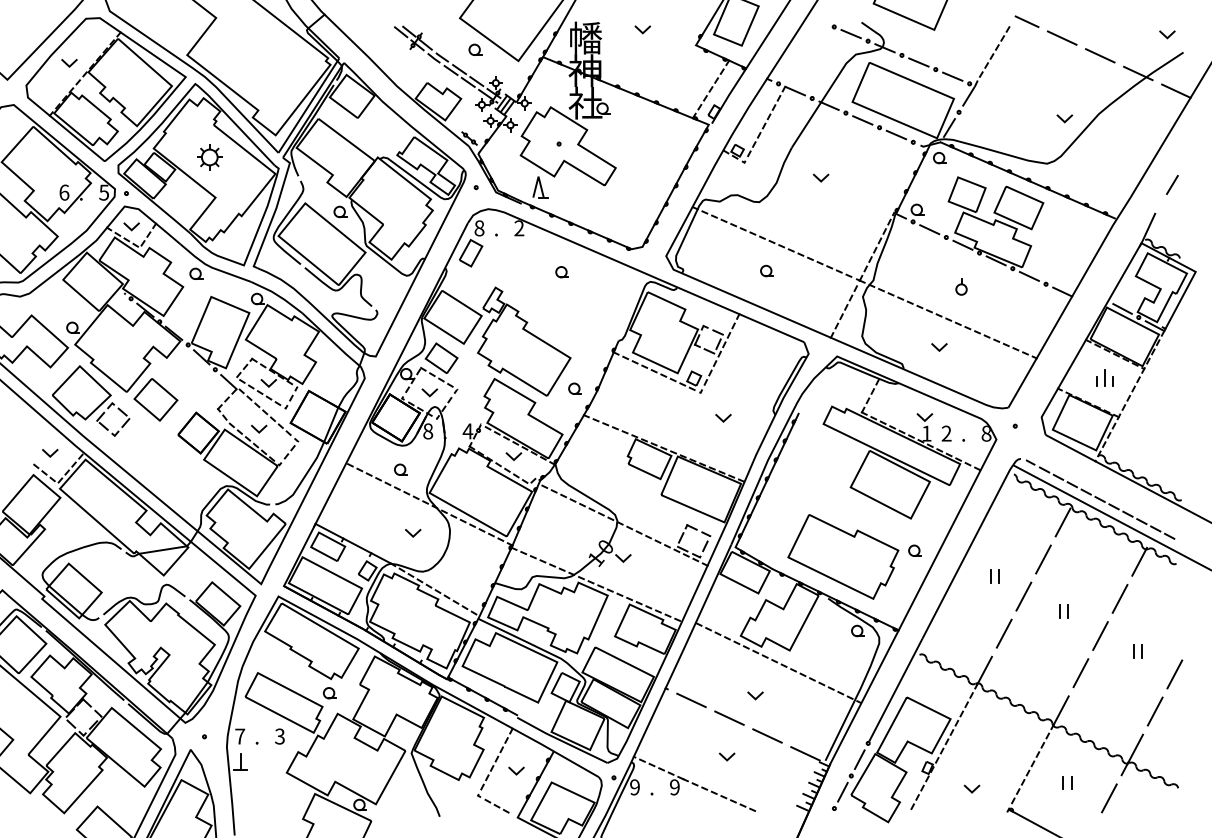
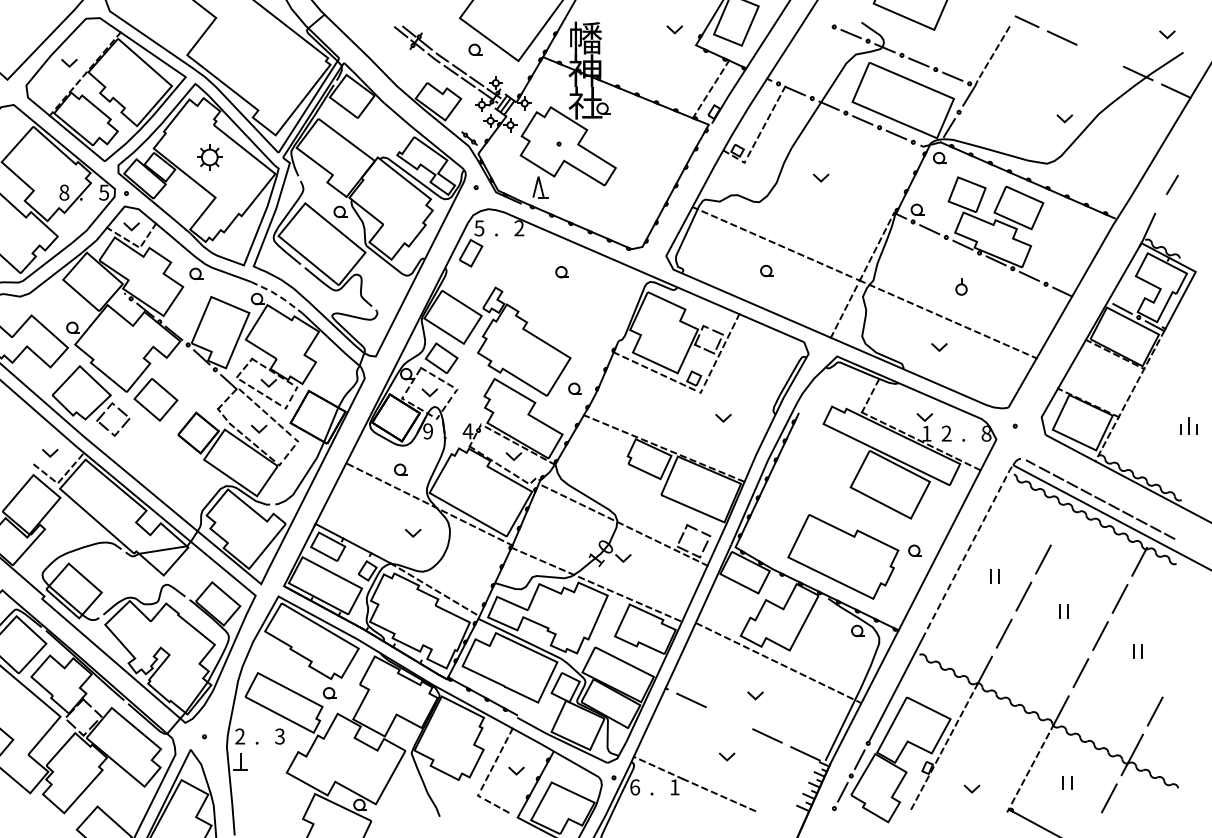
line position: (641, 30) -> (673, 30) (673, 30)
line: present -> none (1100, 55)
text: 6 -> 8 (64, 192)
text: 8 -> 5 (479, 228)
line: solid -> dashed (278, 295)
part position: (1104, 377) -> (1188, 425) (1188, 425)
text: 8 -> 9 (428, 431)
line: present -> none (1062, 522)
line: solid -> dashed (967, 551)
line: present -> none (1174, 674)
line: present -> none (729, 717)
text: 7 -> 2 (240, 736)
text: 9 -> 6 (635, 787)
text: 9 -> 1 (674, 787)
